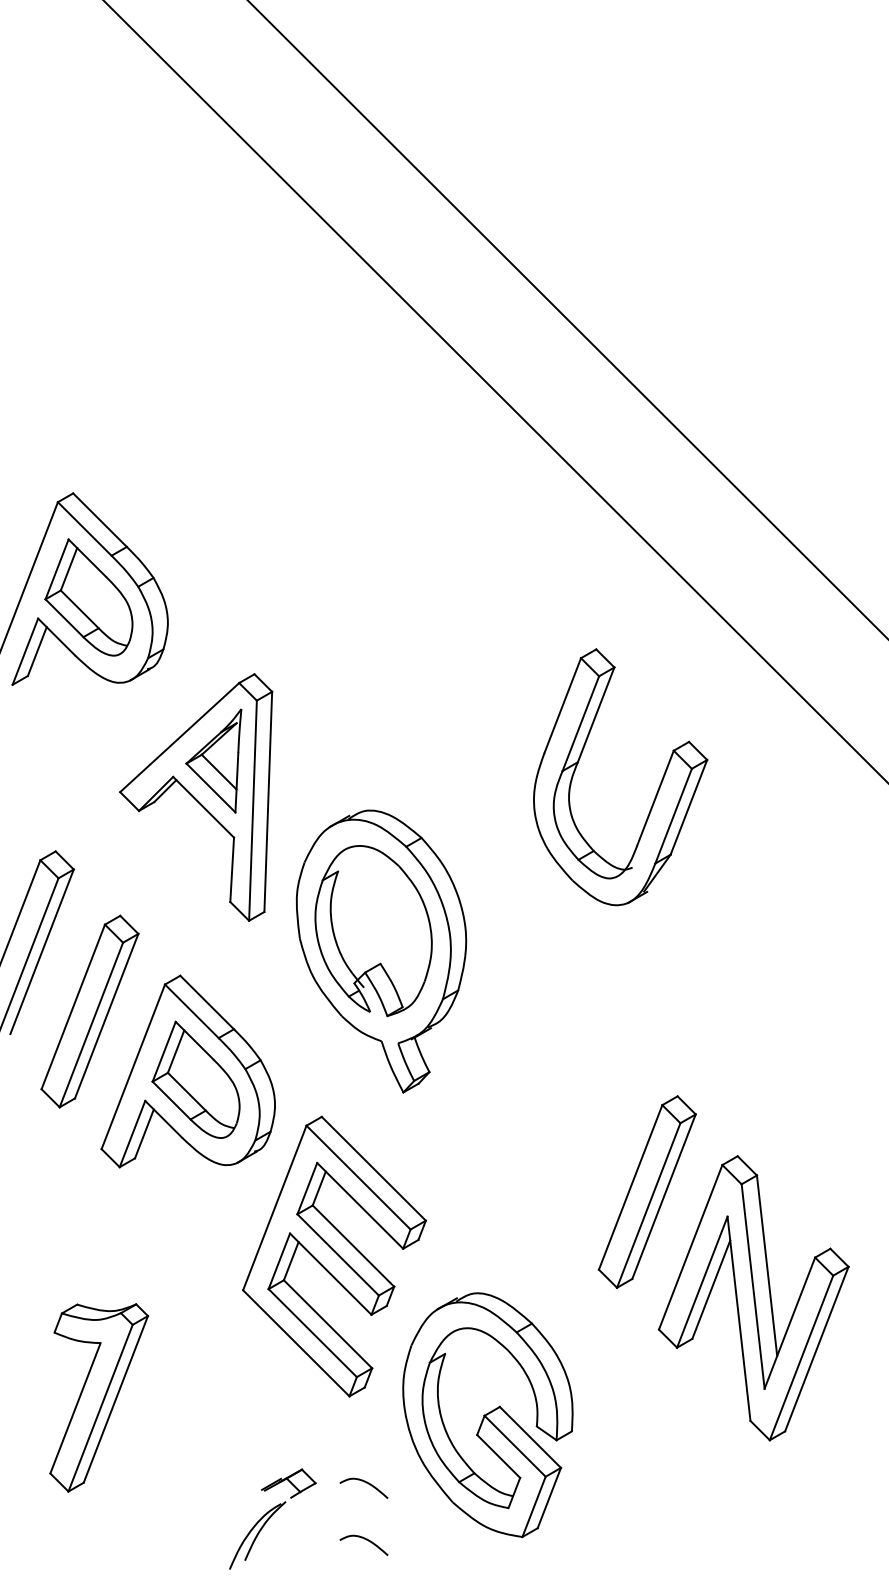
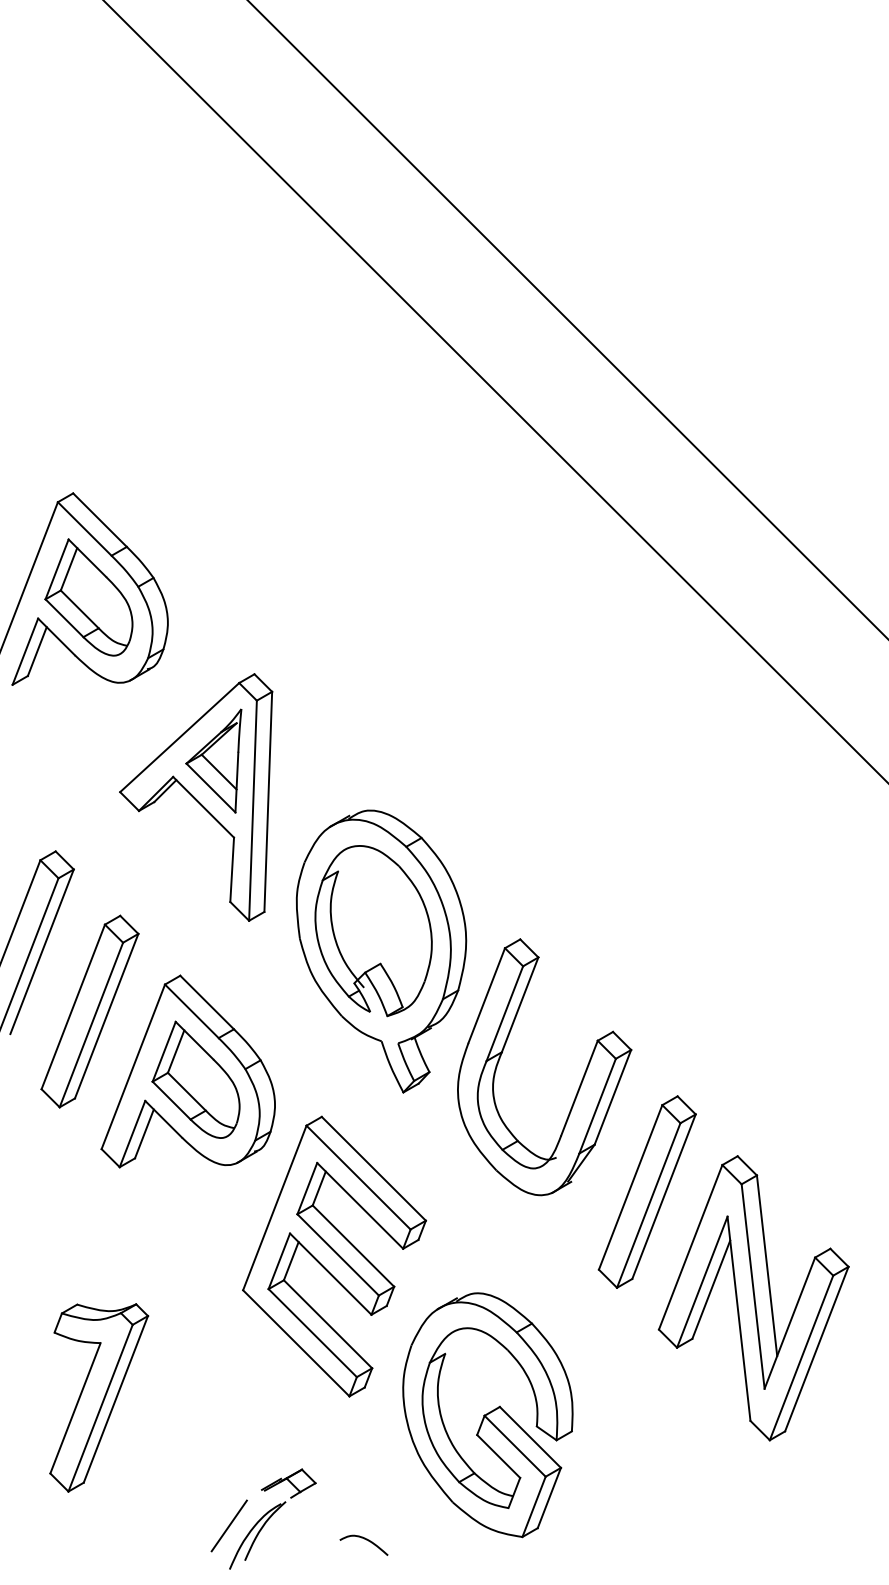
part position: (657, 789) -> (581, 1079) (581, 1079)
curve: present -> none (366, 1483)
line: none -> present (228, 1525)
